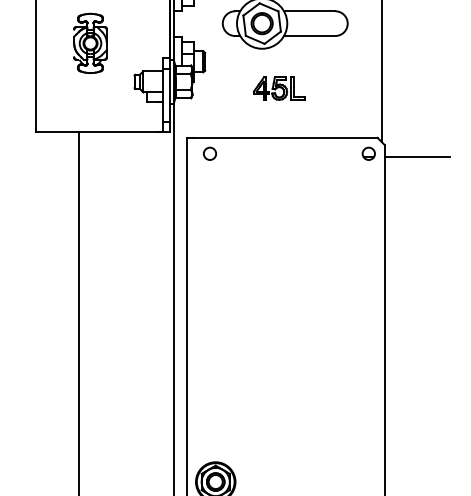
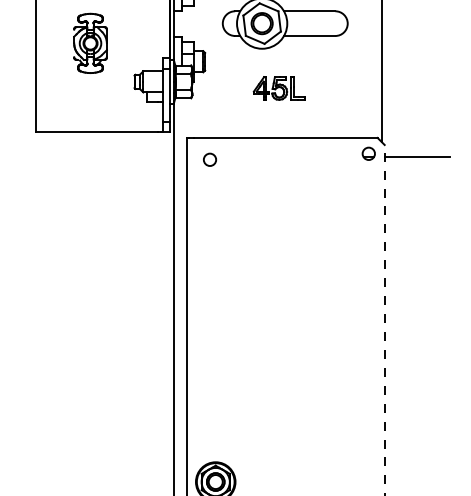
circle position: (209, 153) -> (209, 159) (209, 159)
line: present -> none (78, 312)
line: solid -> dashed (384, 319)
